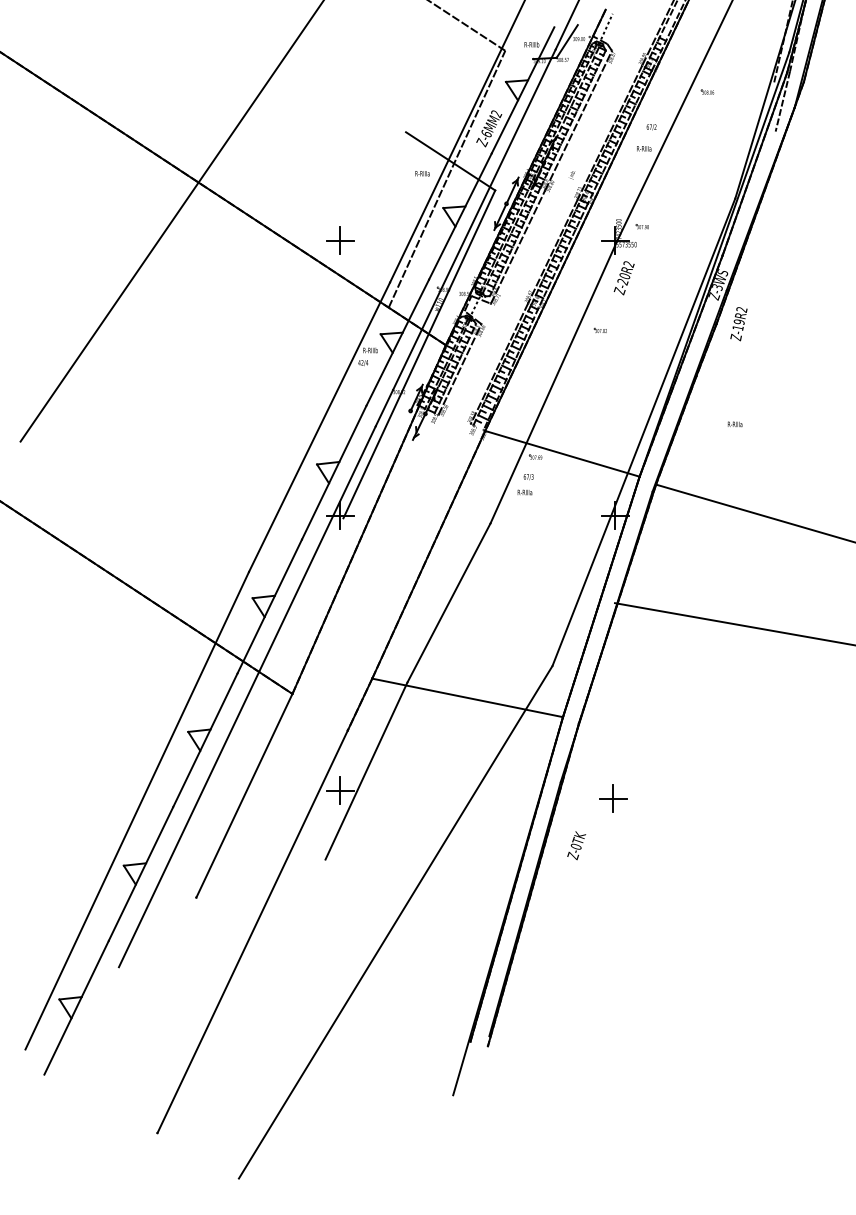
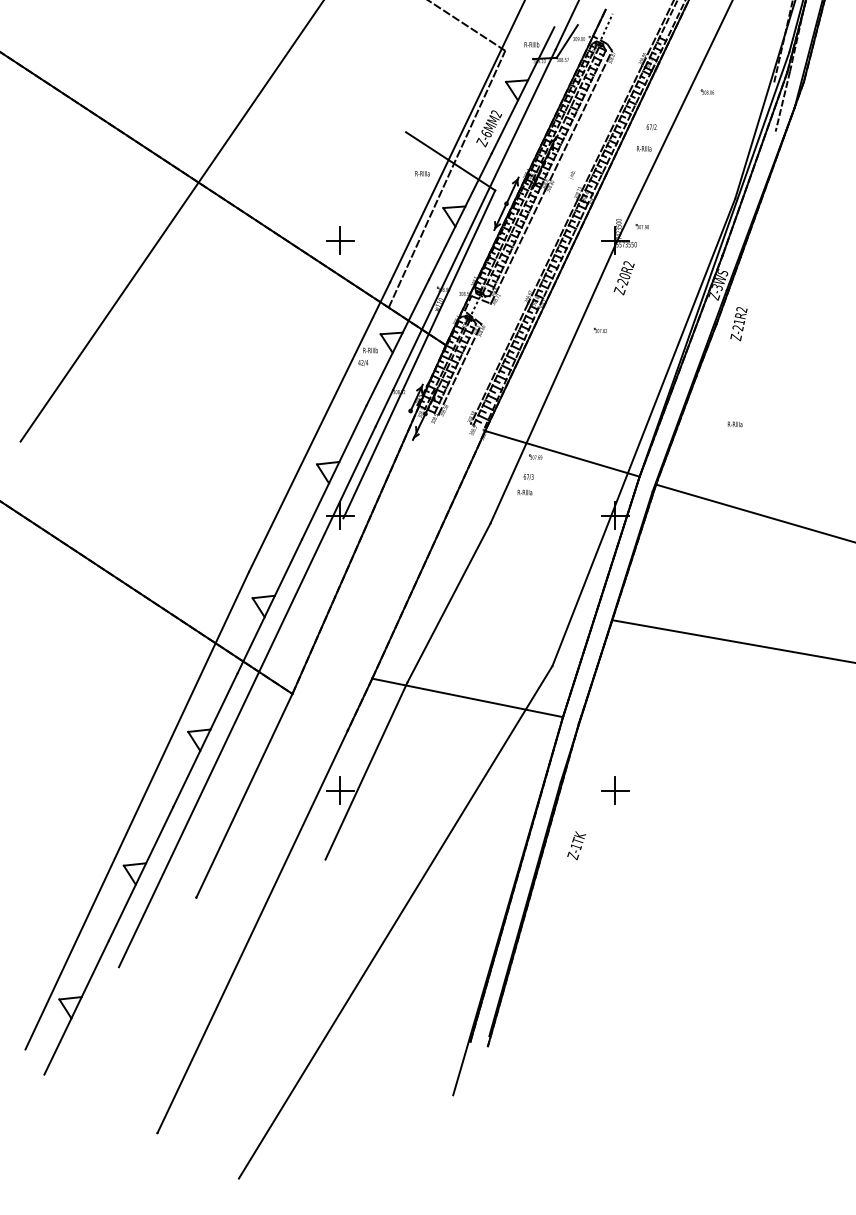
text: Z-19R2 -> Z-21R2 (738, 325)
line position: (733, 623) -> (731, 641) (731, 641)
part position: (613, 798) -> (615, 790) (615, 790)
text: Z-0TK -> Z-1TK (575, 846)
